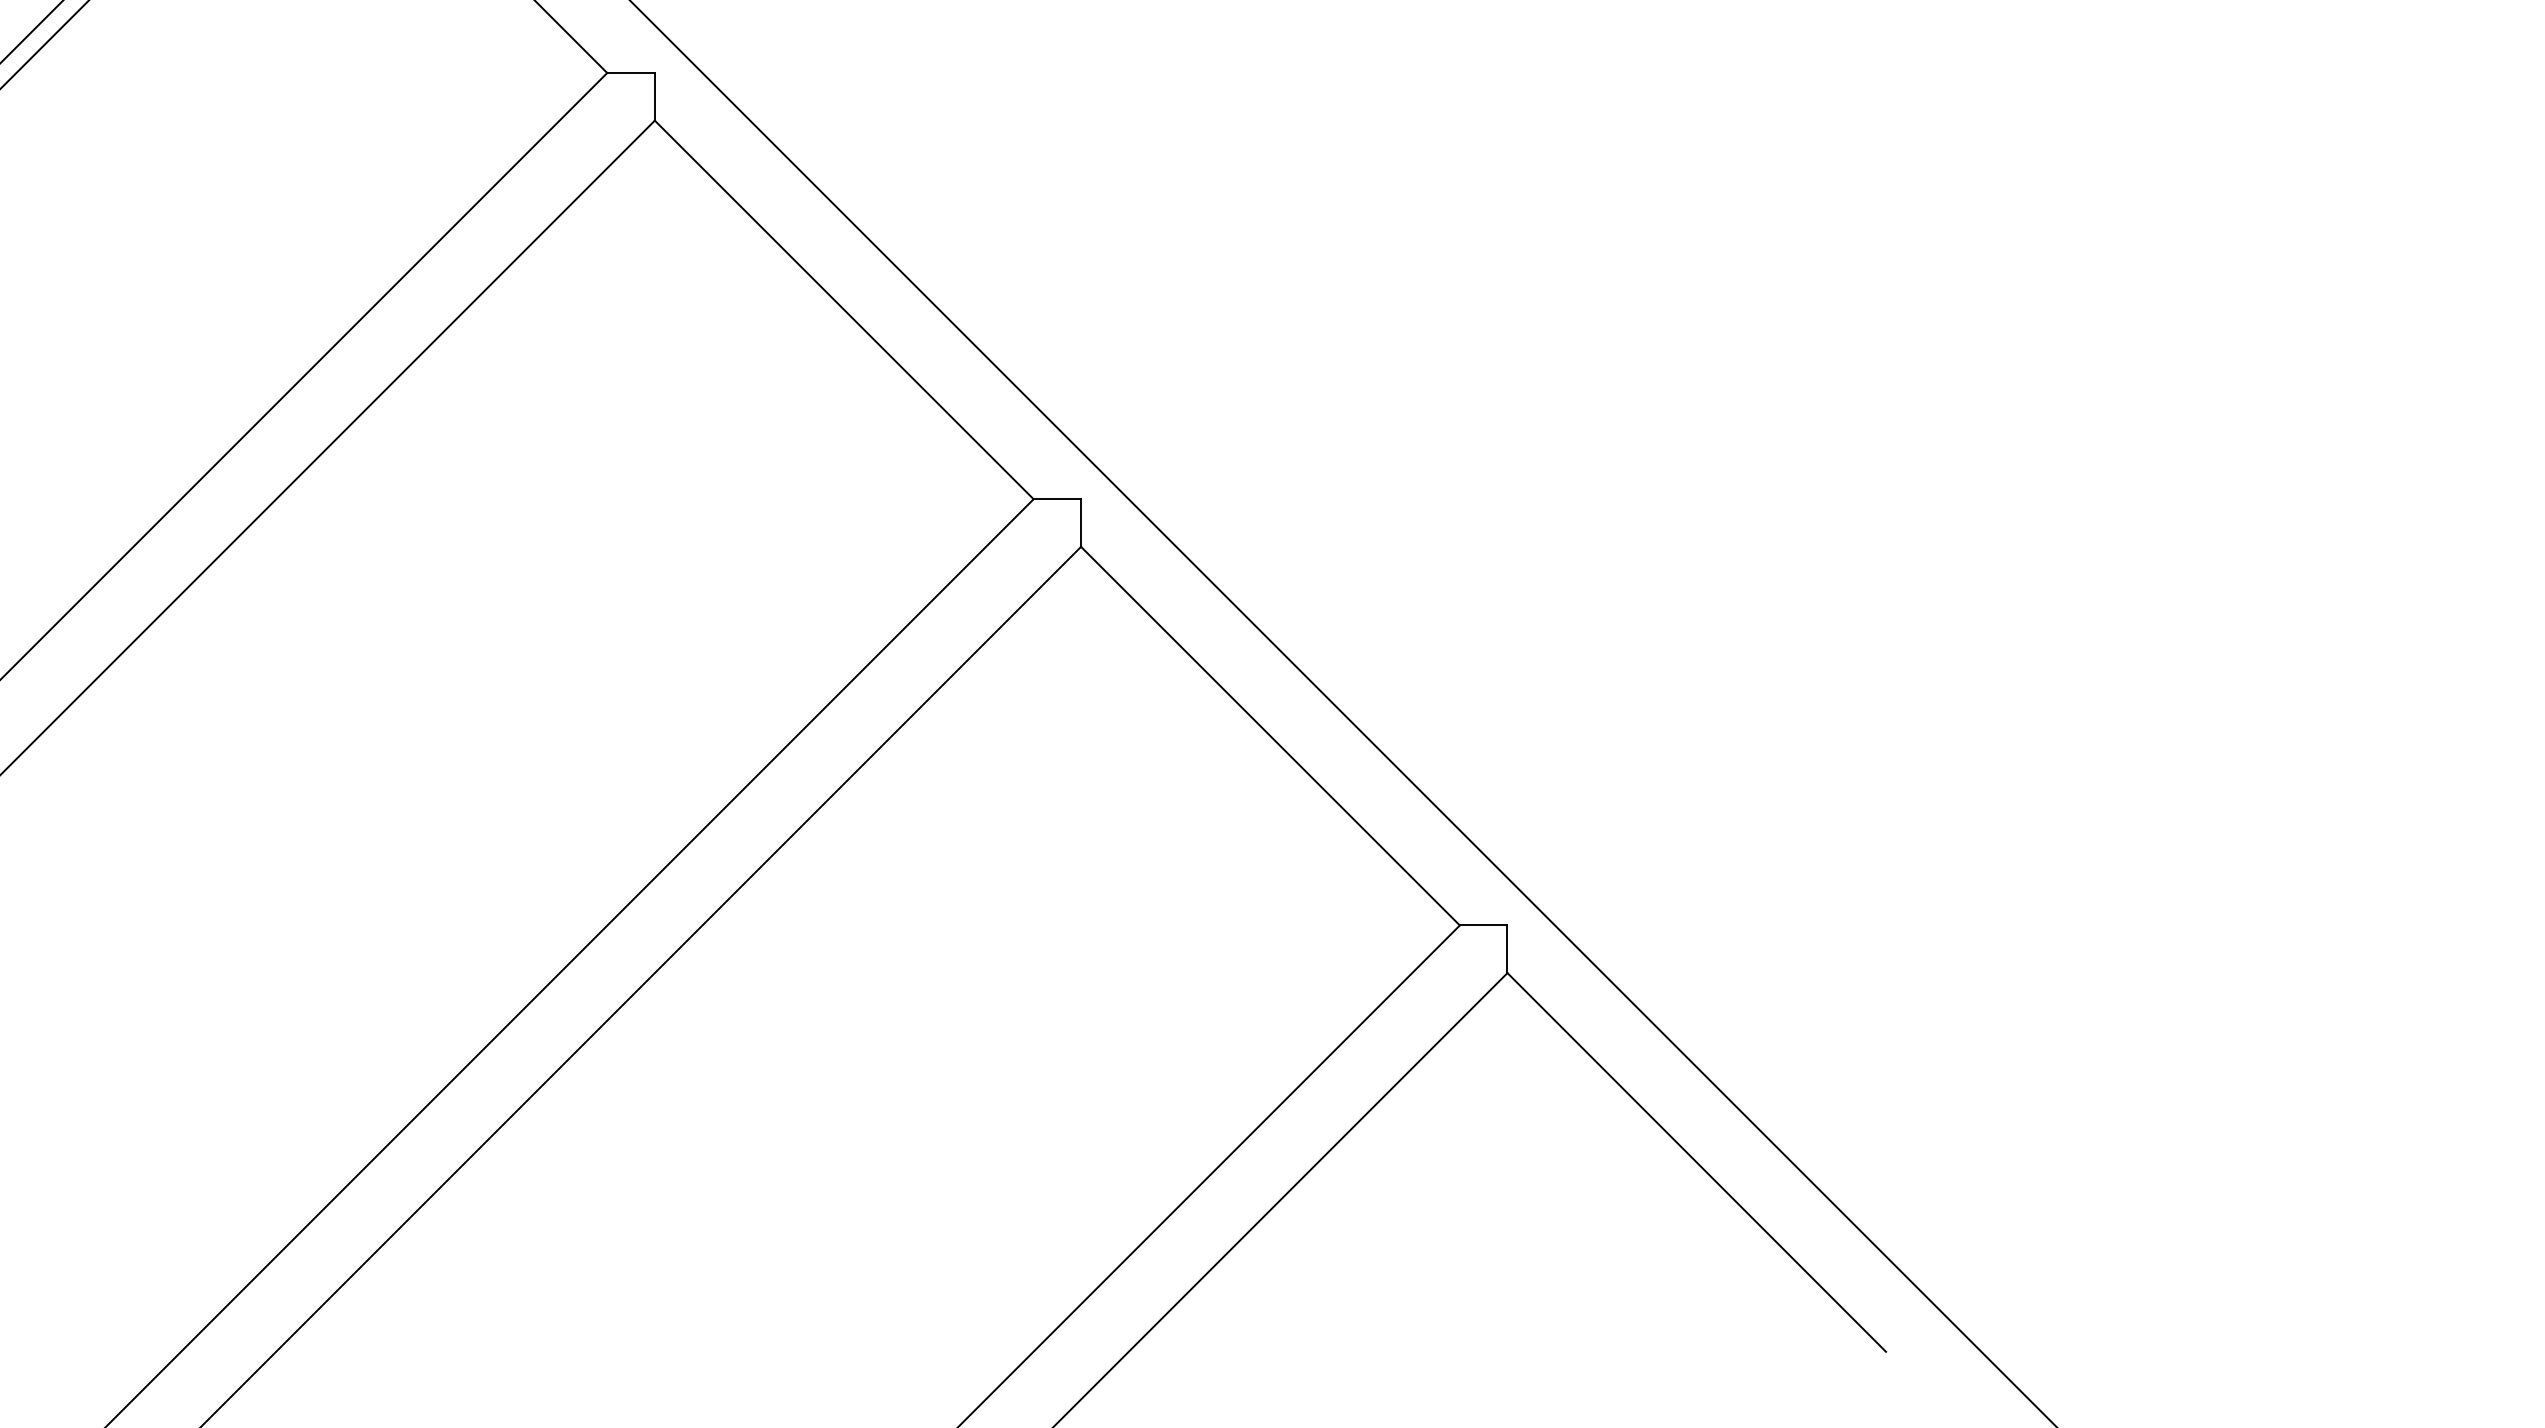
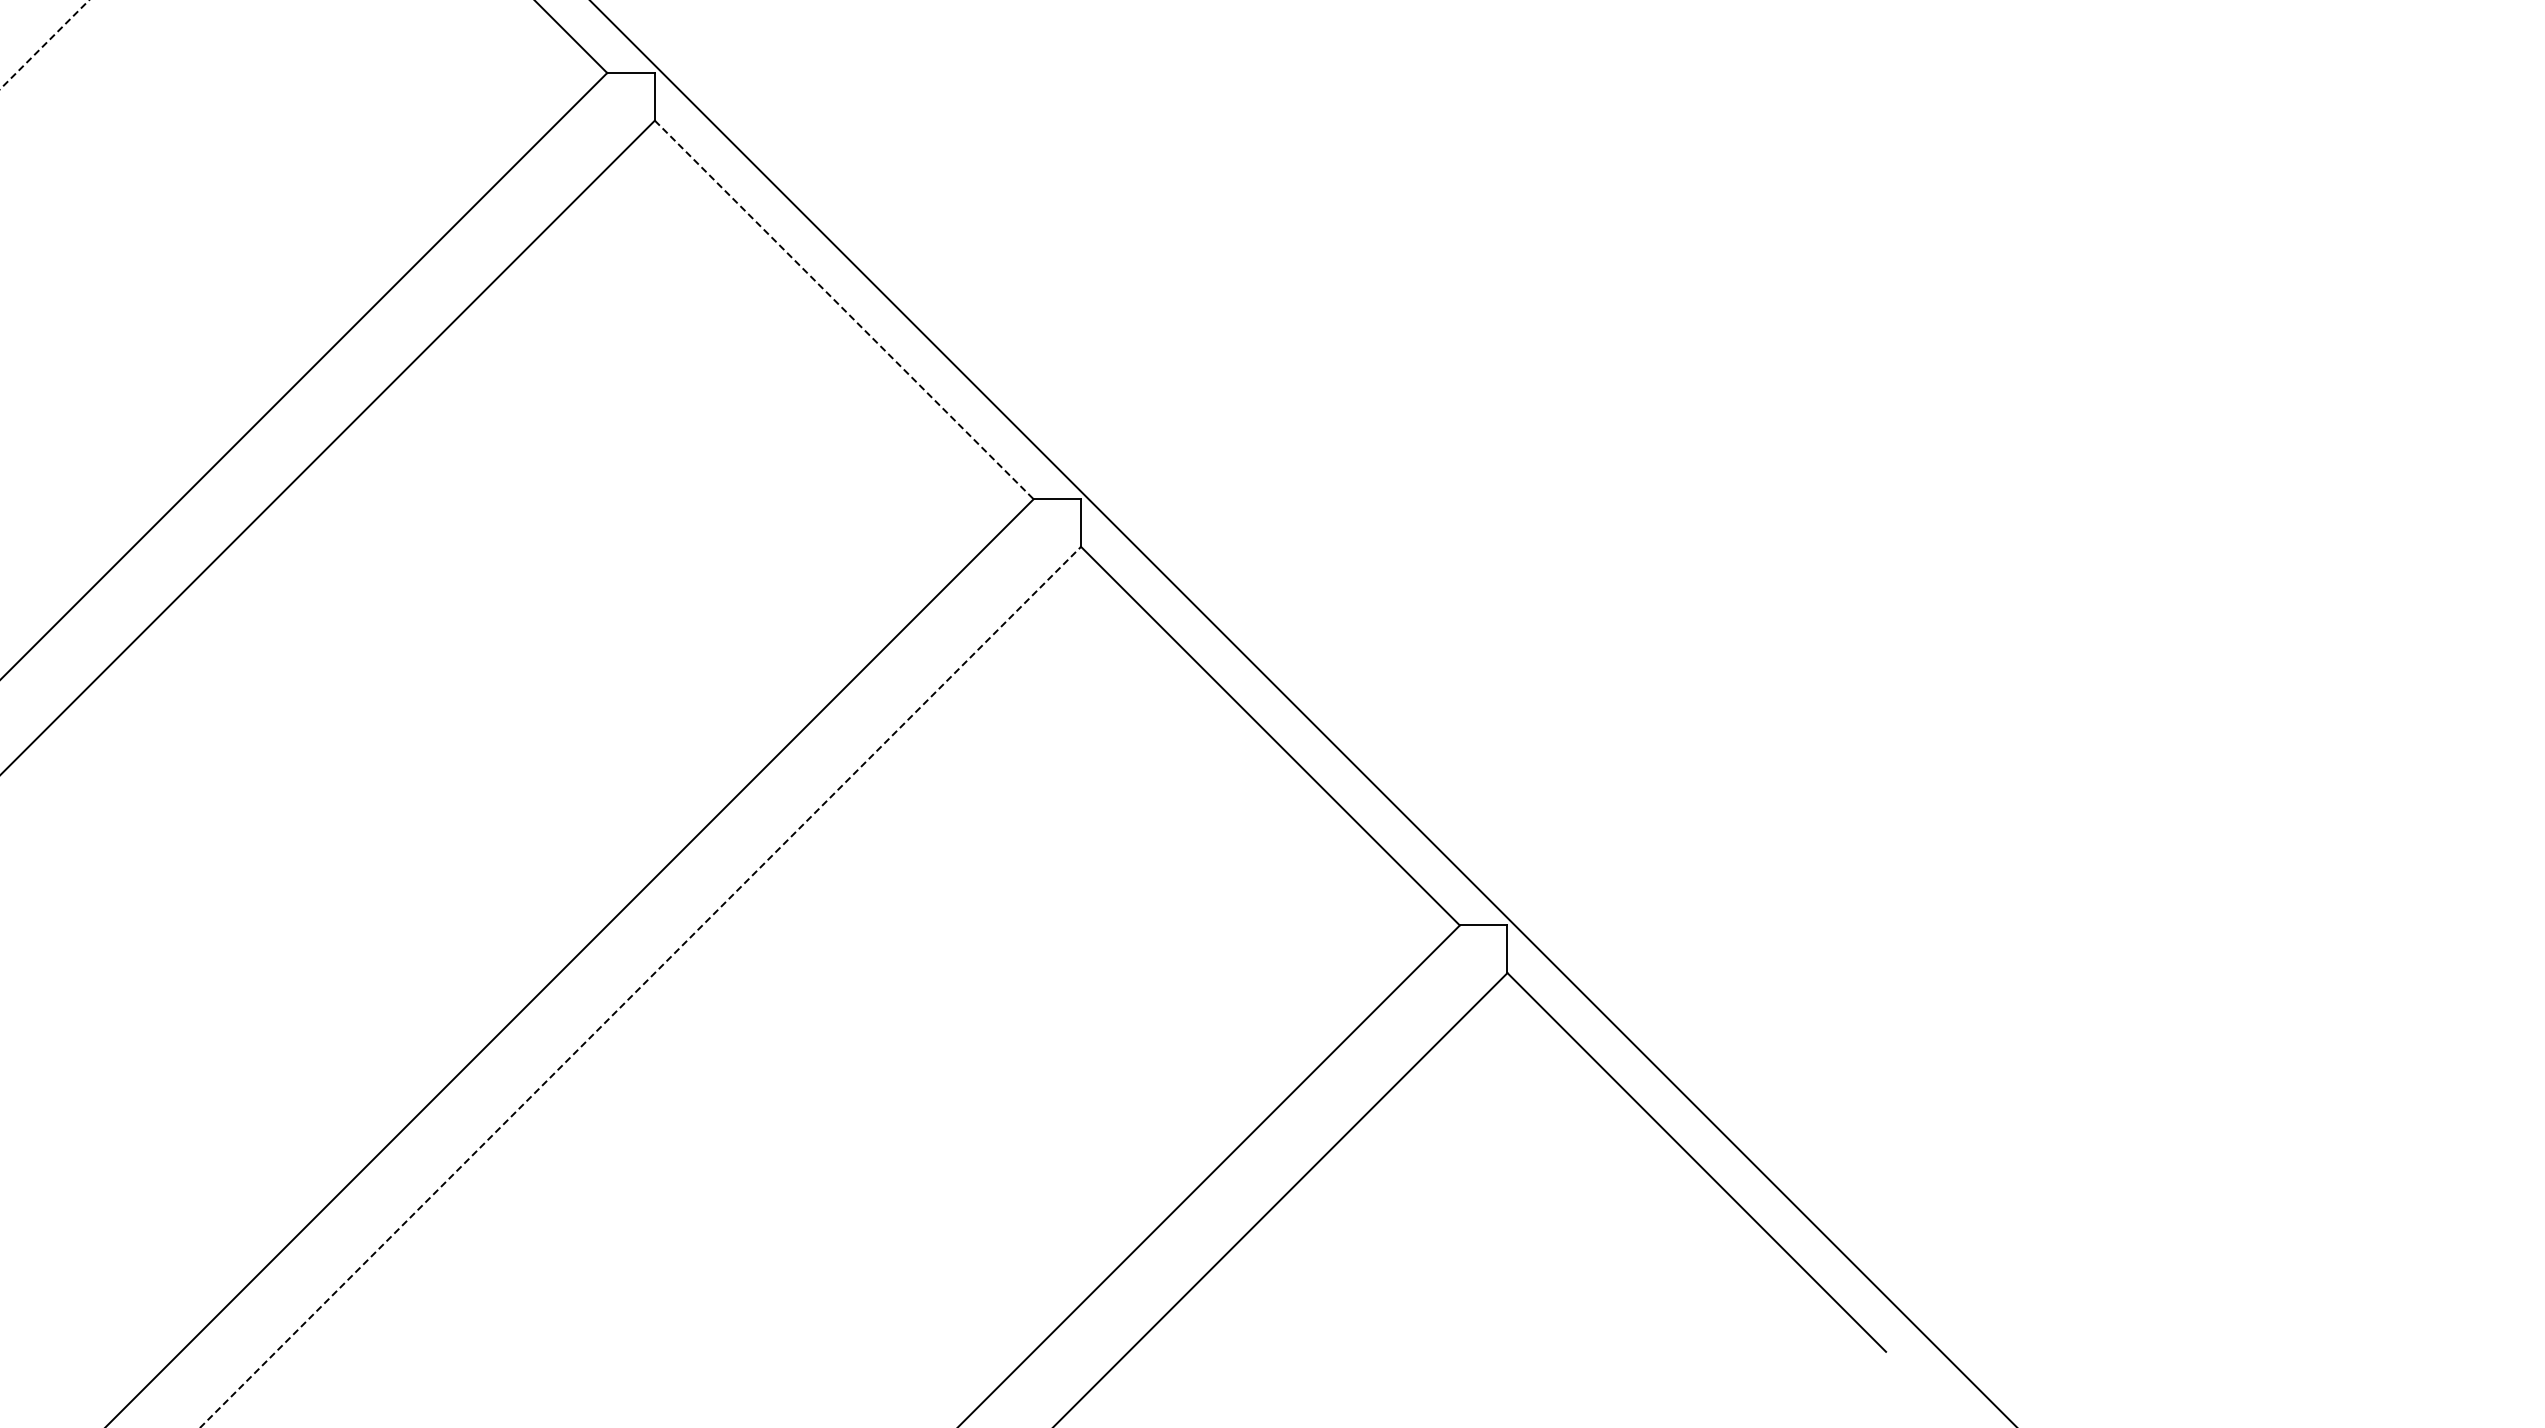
line: present -> none (31, 31)
line: solid -> dashed (44, 44)
line: solid -> dashed (844, 309)
line position: (1343, 713) -> (1302, 713) (1302, 713)
line: solid -> dashed (640, 987)
